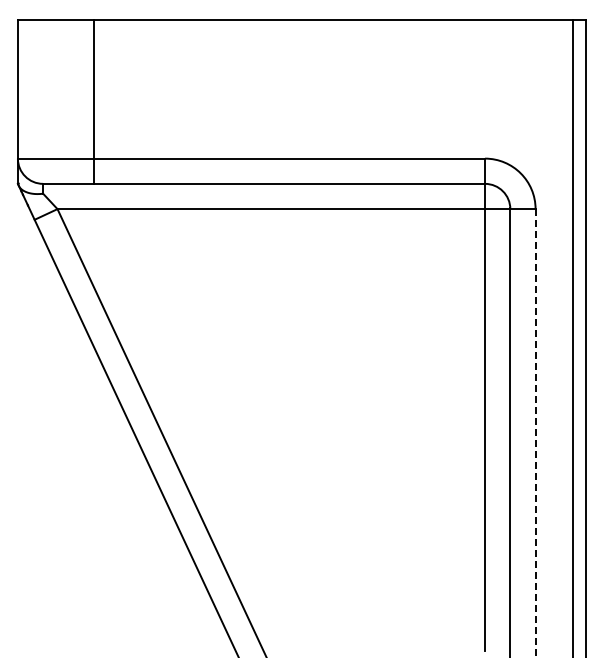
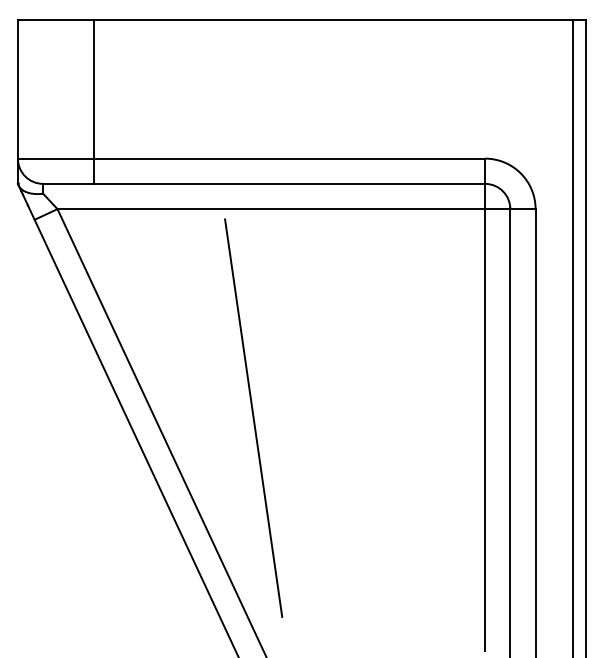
line: none -> present (253, 417)
line: dashed -> solid (535, 433)
